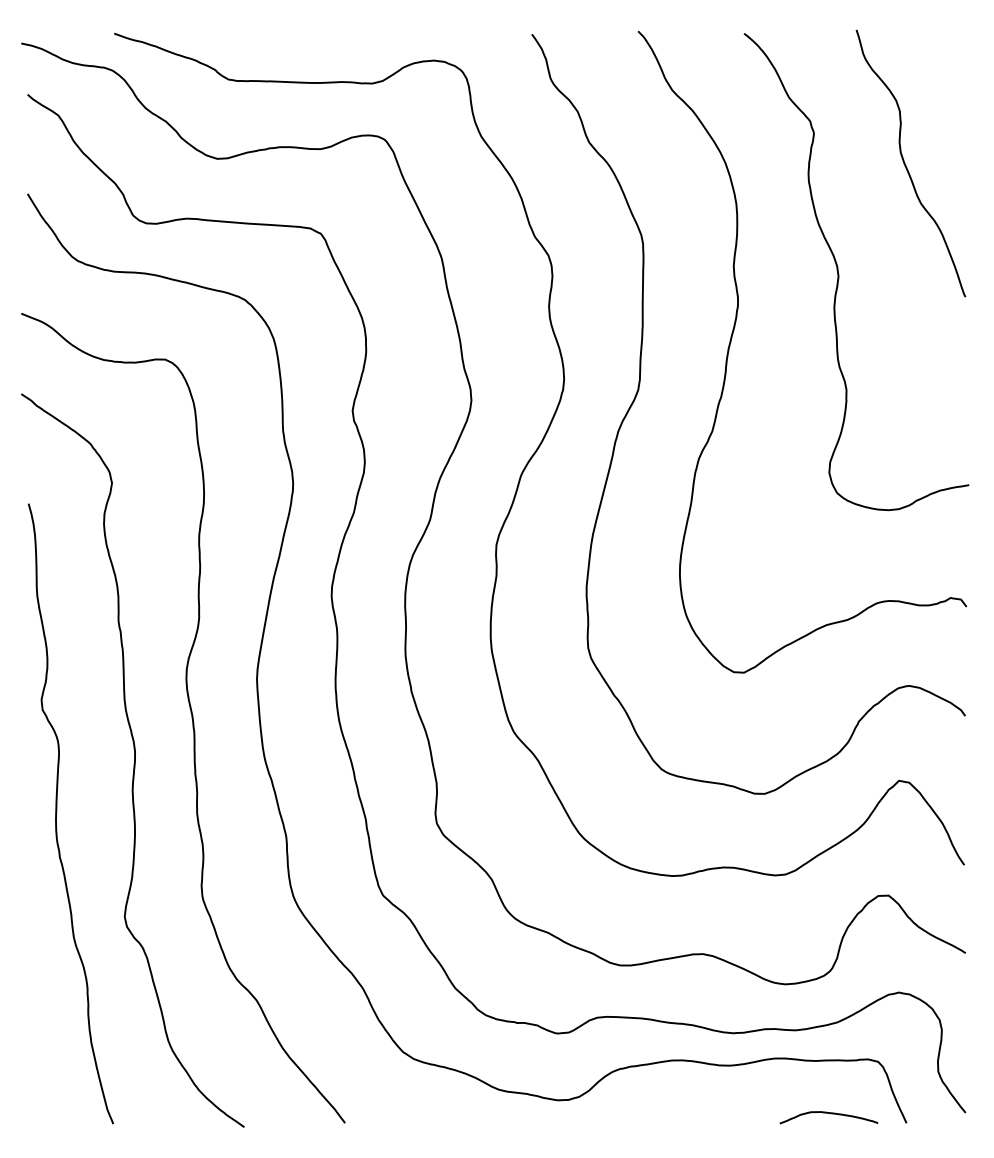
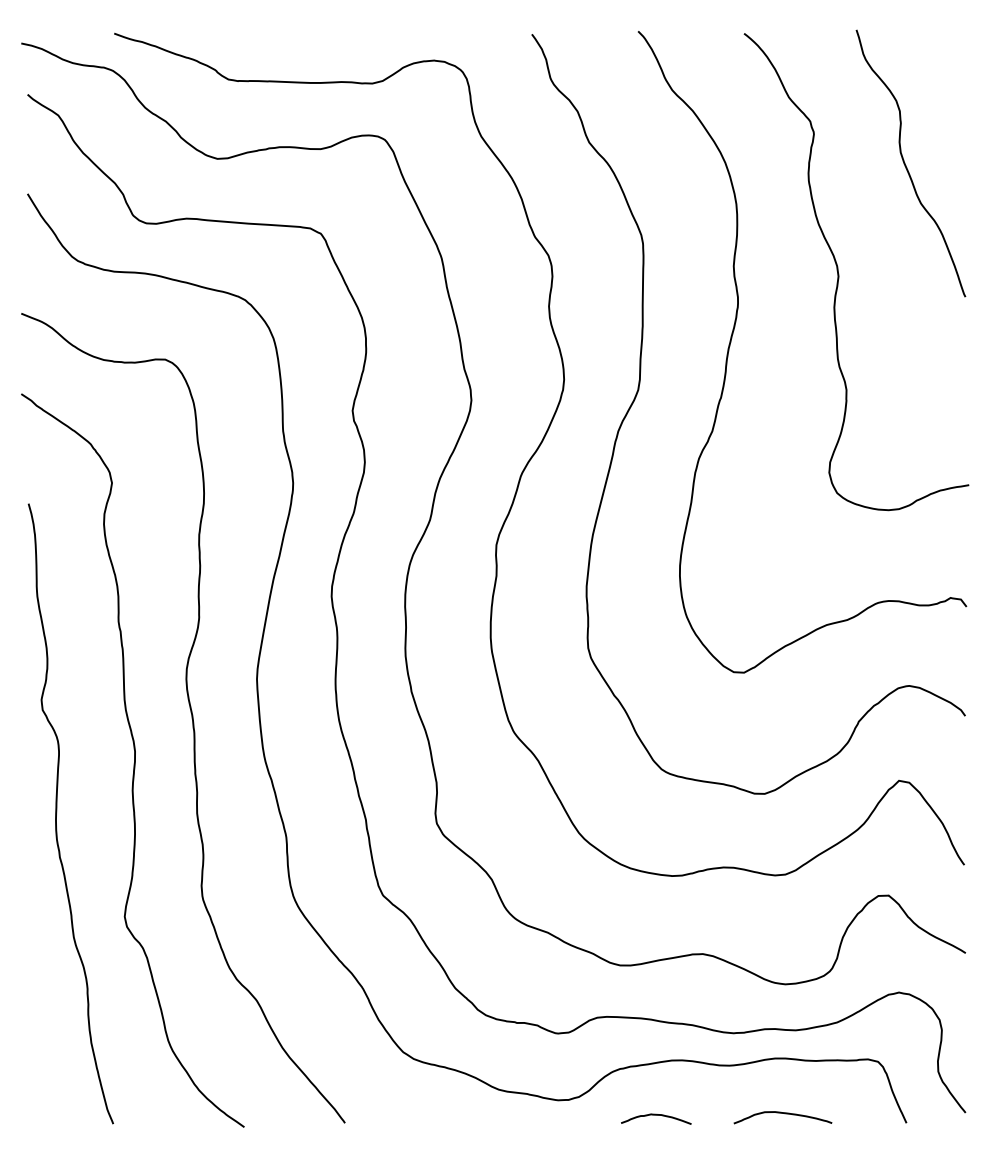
curve position: (830, 1114) -> (784, 1114) (784, 1114)
curve: none -> present (656, 1115)
